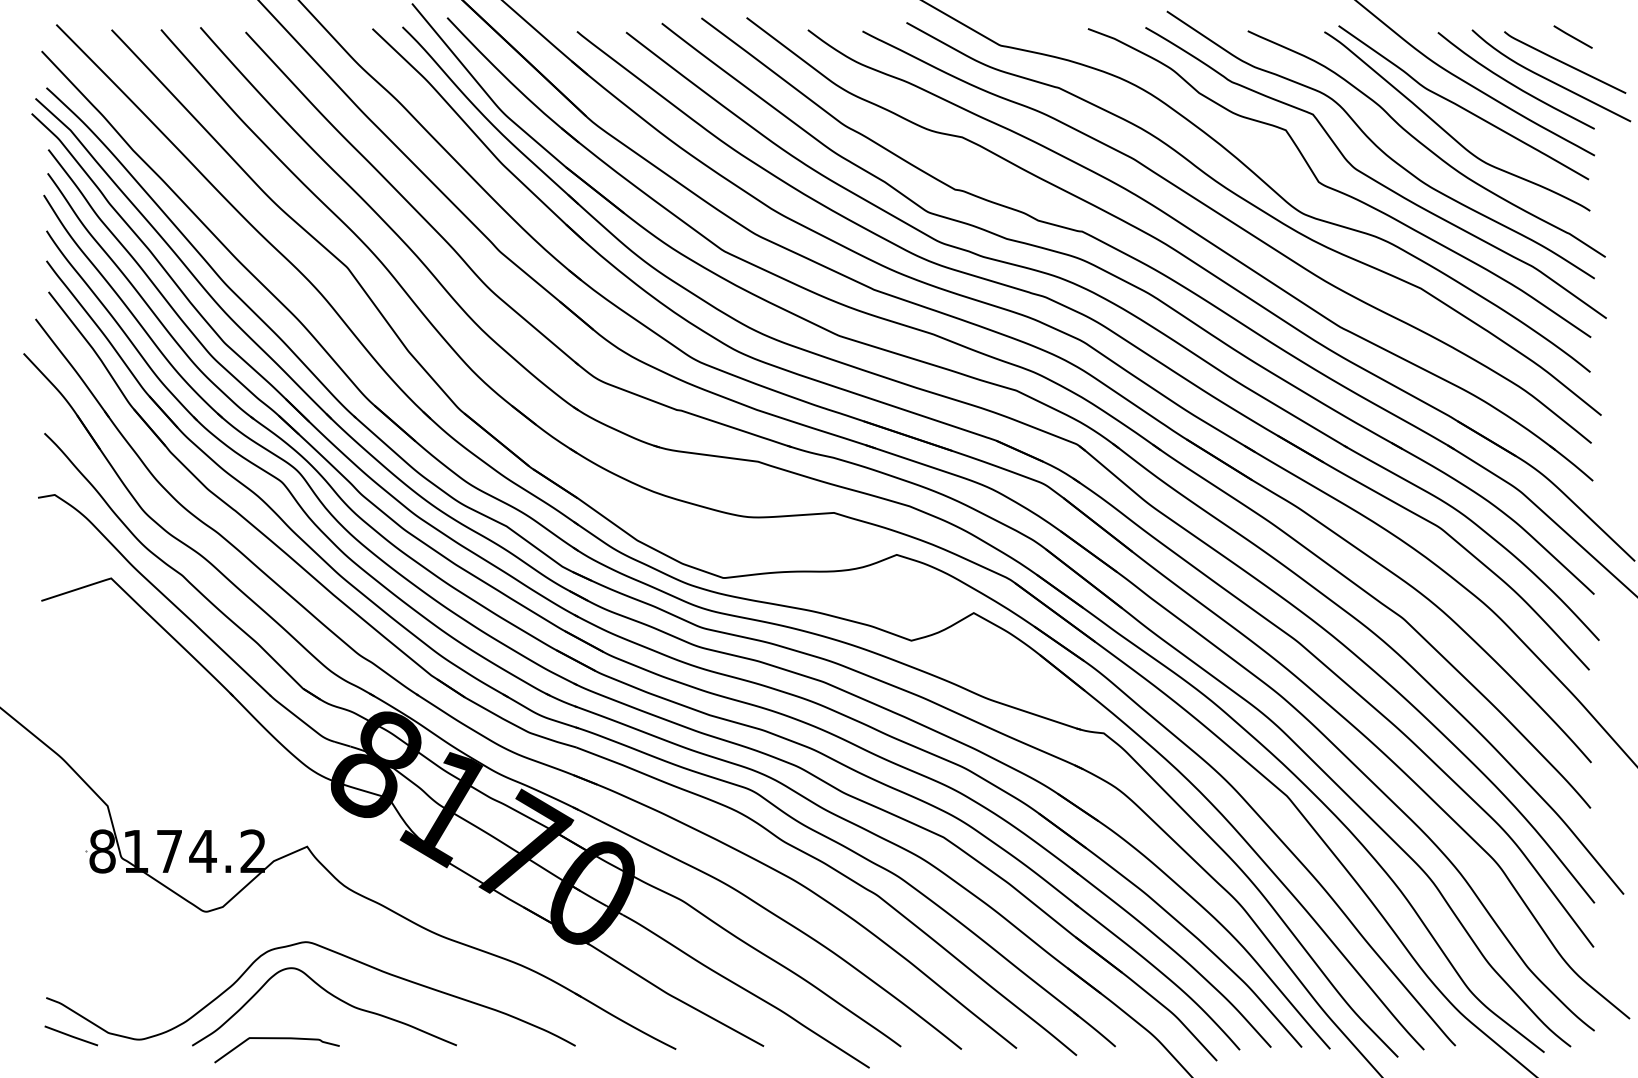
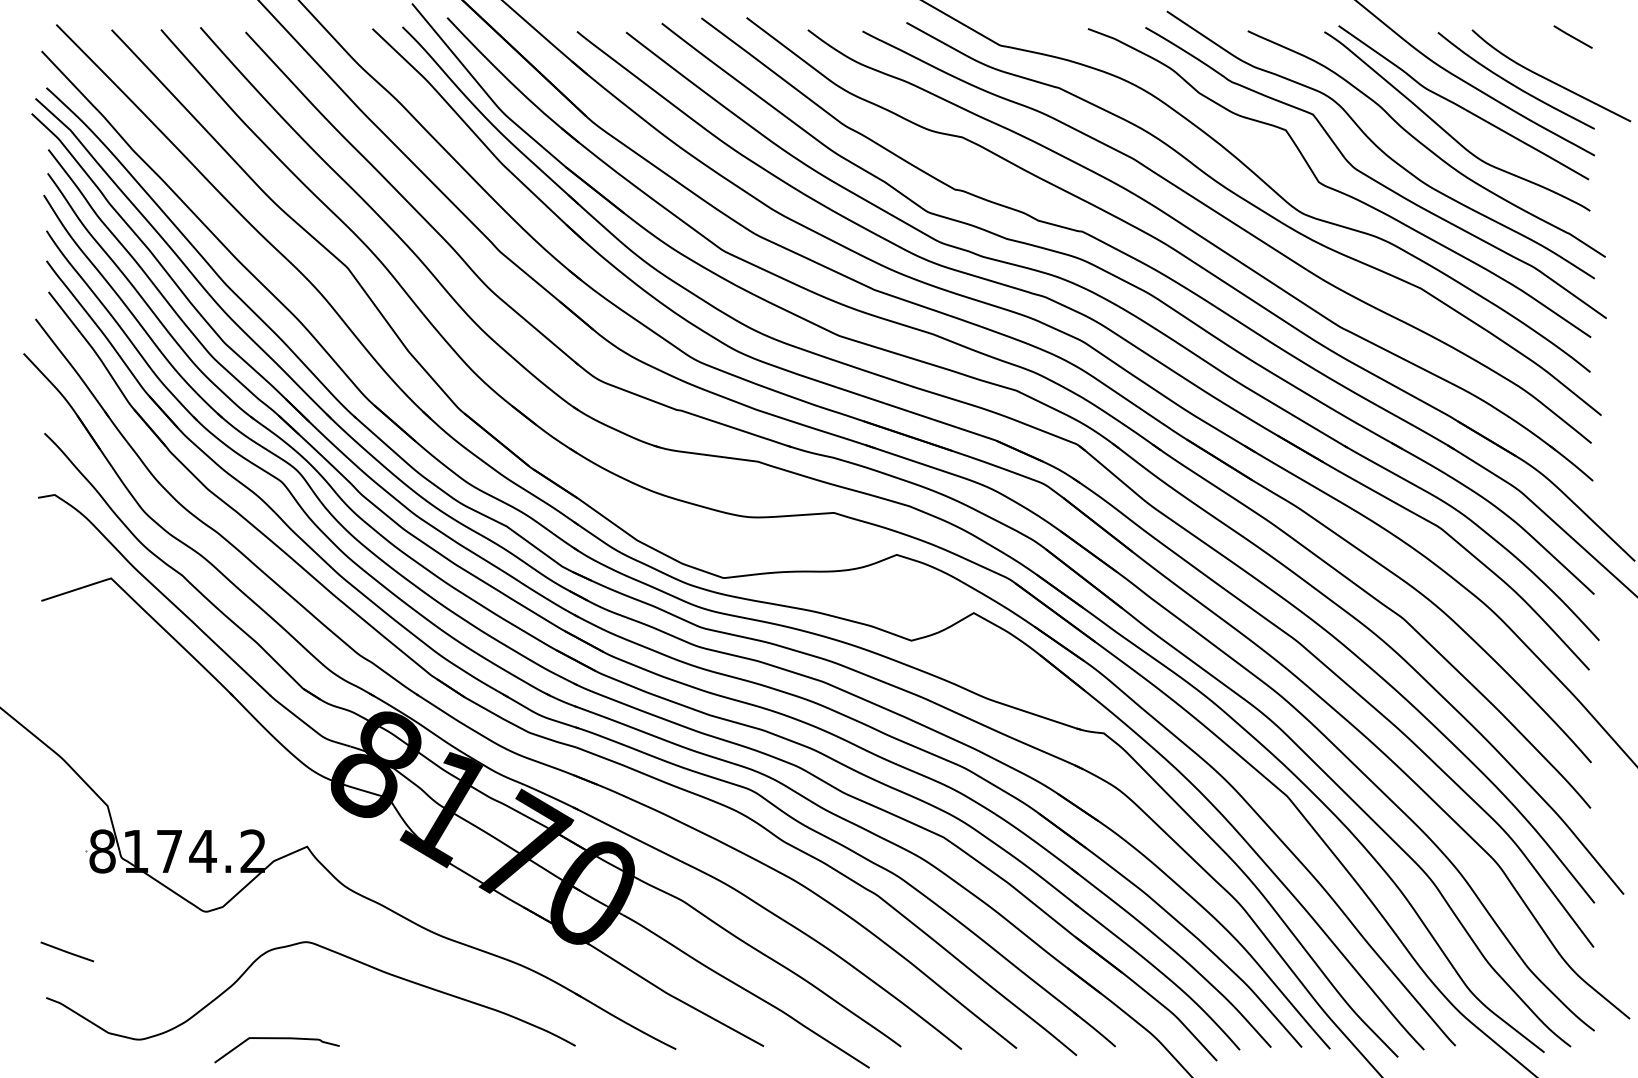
curve: present -> none (1565, 62)
curve: present -> none (332, 996)
line position: (71, 1035) -> (67, 951) (67, 951)
